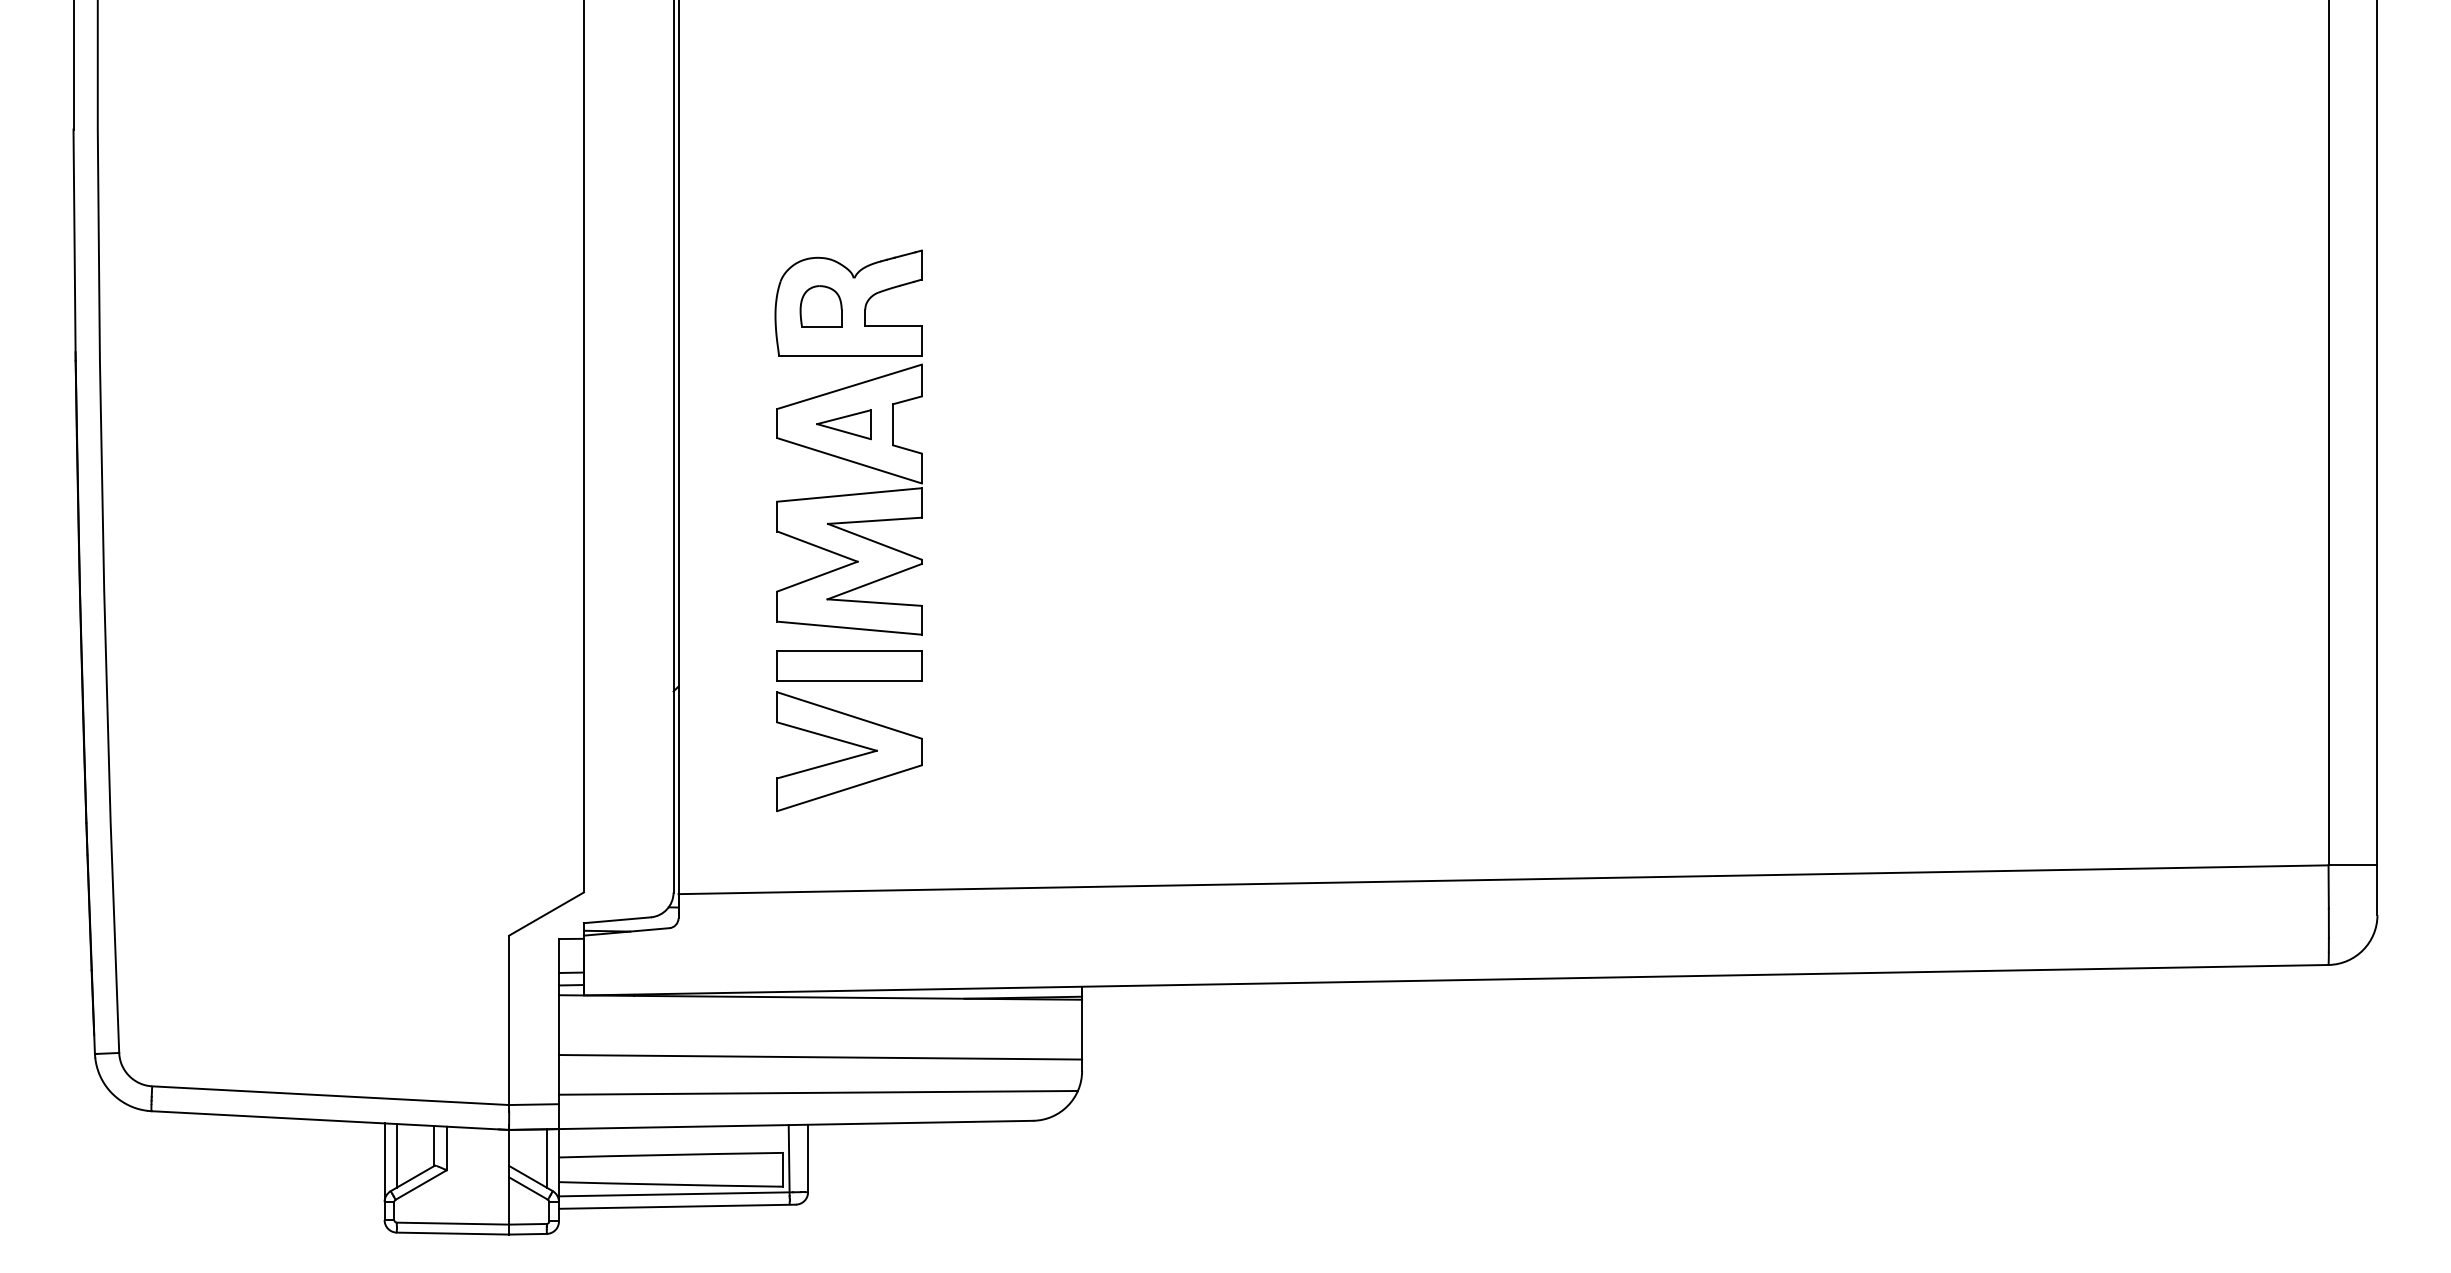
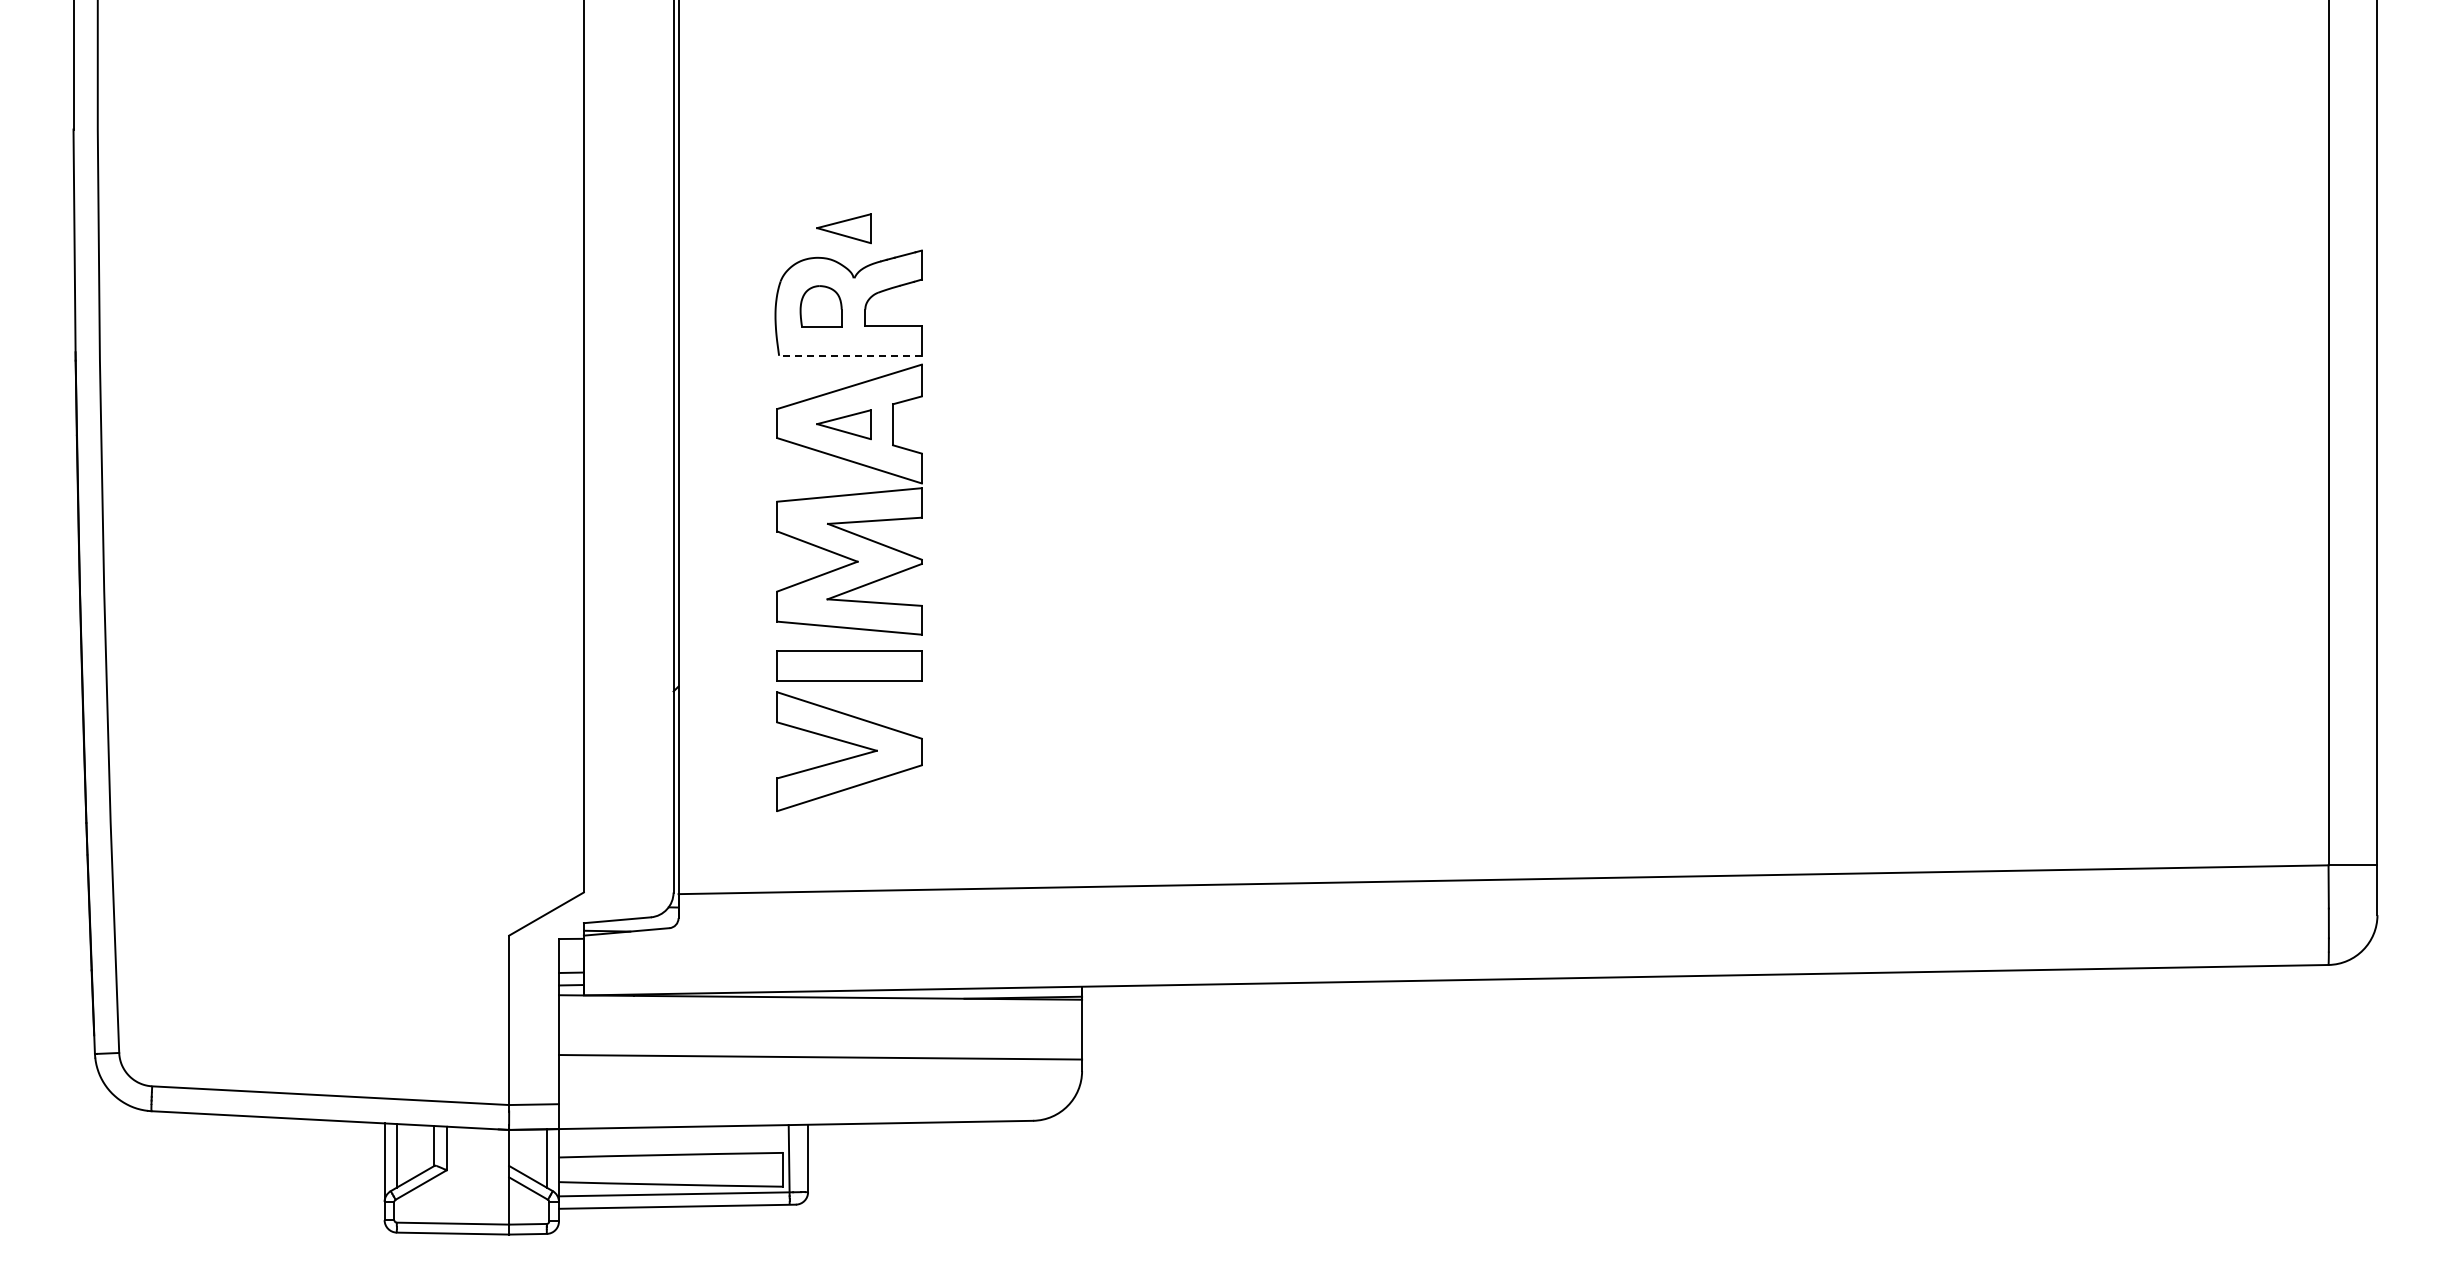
part: none -> present (843, 228)
line: solid -> dashed (850, 355)
line: present -> none (817, 1092)
